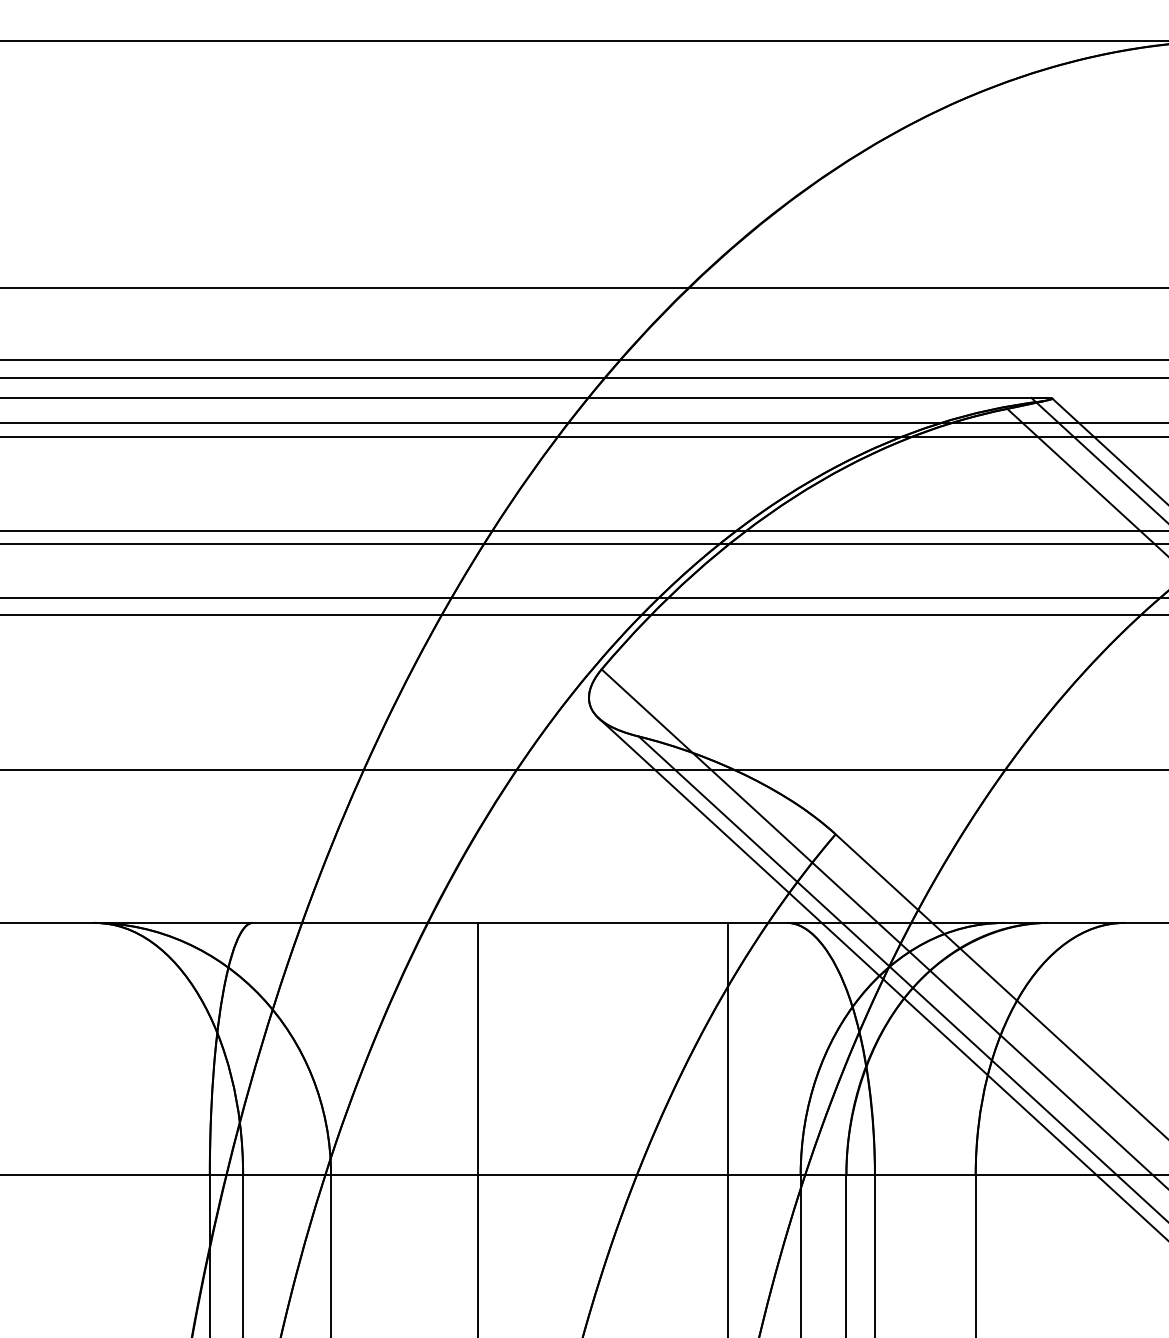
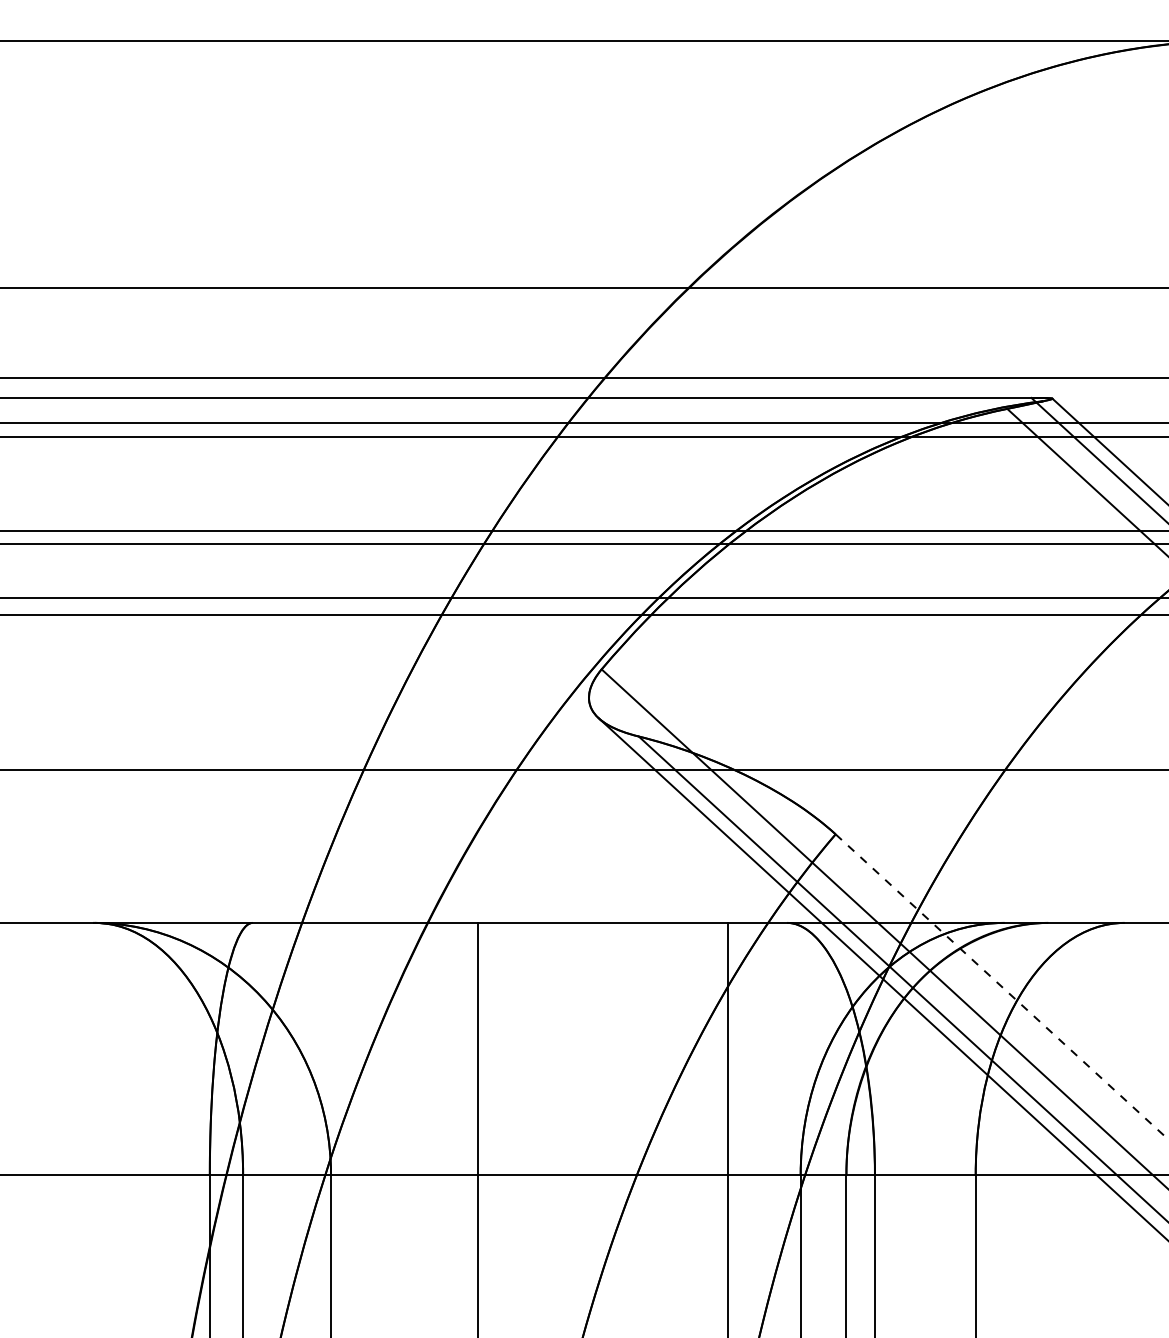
line: present -> none (583, 359)
line: solid -> dashed (1002, 987)
